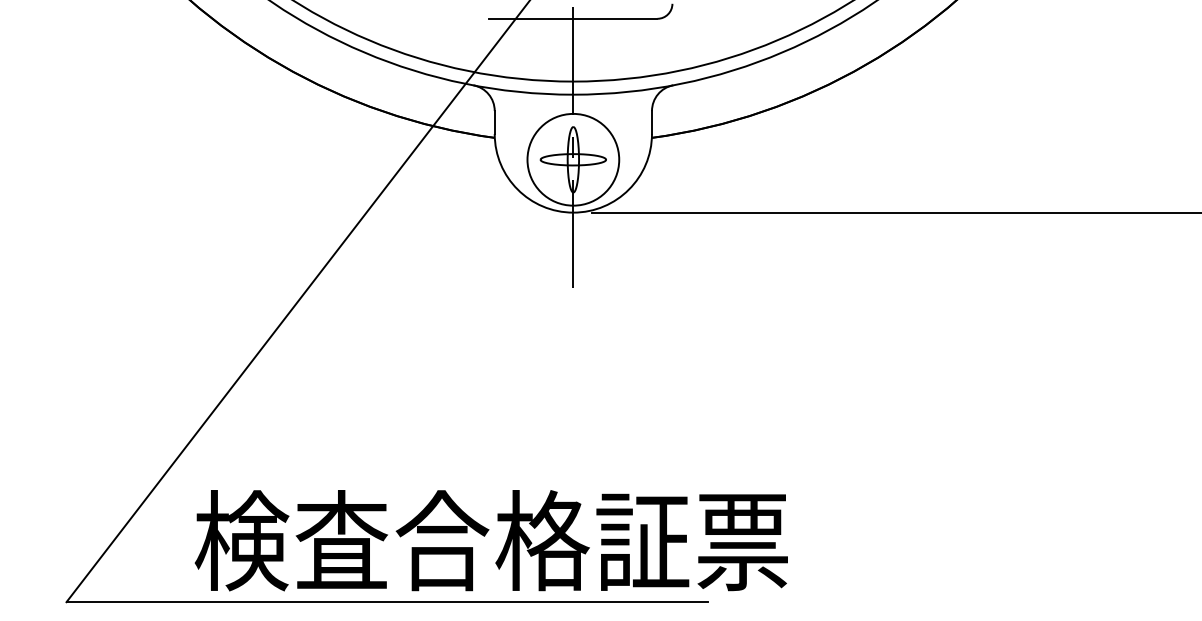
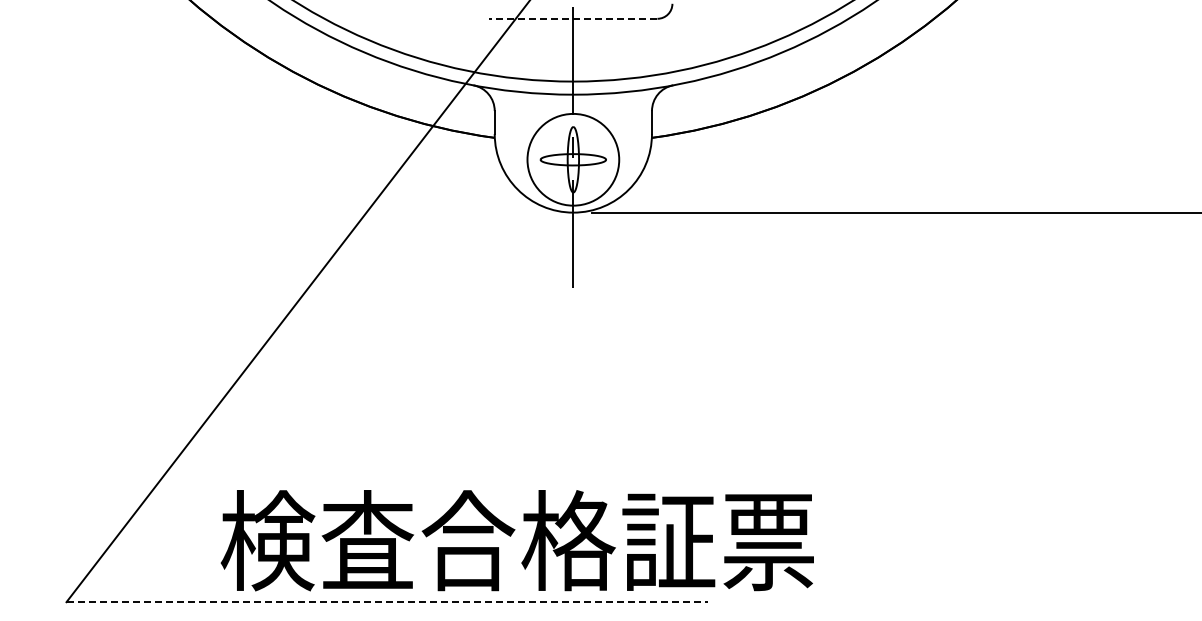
line: solid -> dashed (572, 18)
text position: (490, 540) -> (516, 540) (516, 540)
line: solid -> dashed (387, 602)
